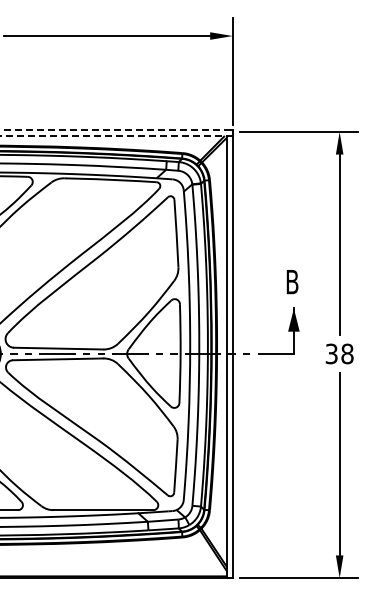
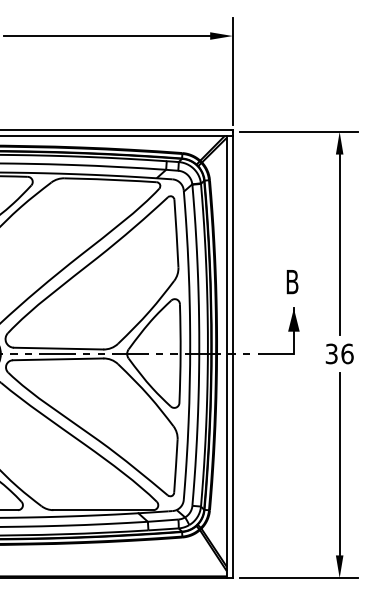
line: dashed -> solid (115, 129)
line: dashed -> solid (116, 135)
text: 38 -> 36 (347, 353)
